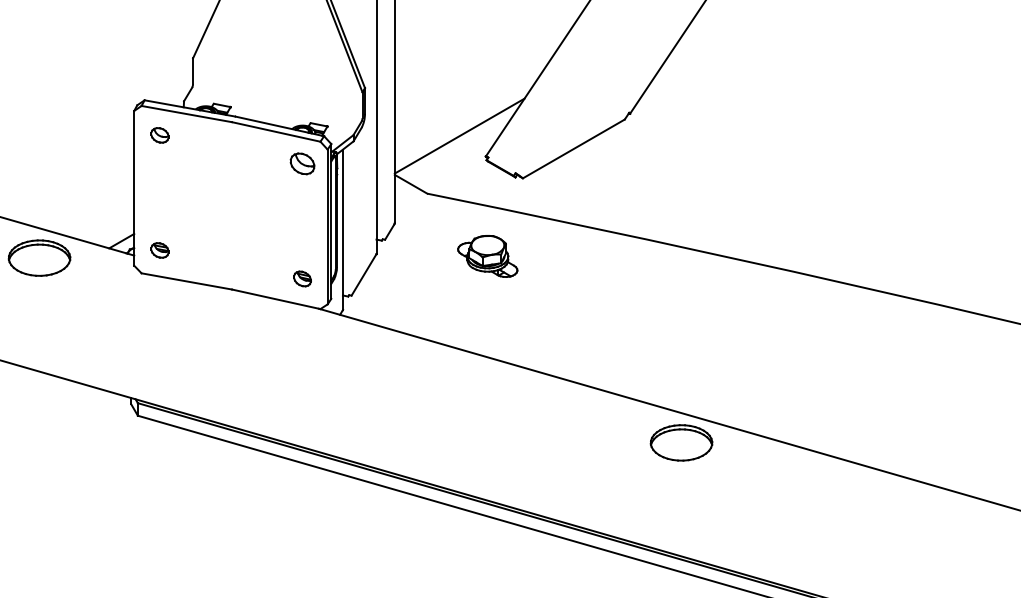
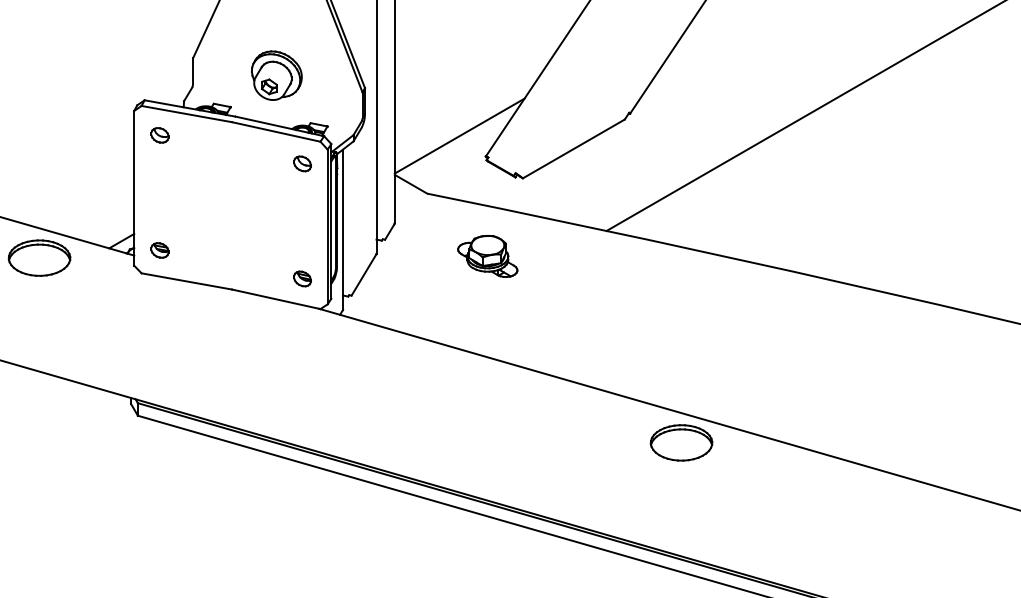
part: none -> present (276, 75)
line: none -> present (804, 116)
part size: 27x24 px -> 19x18 px (302, 163)
